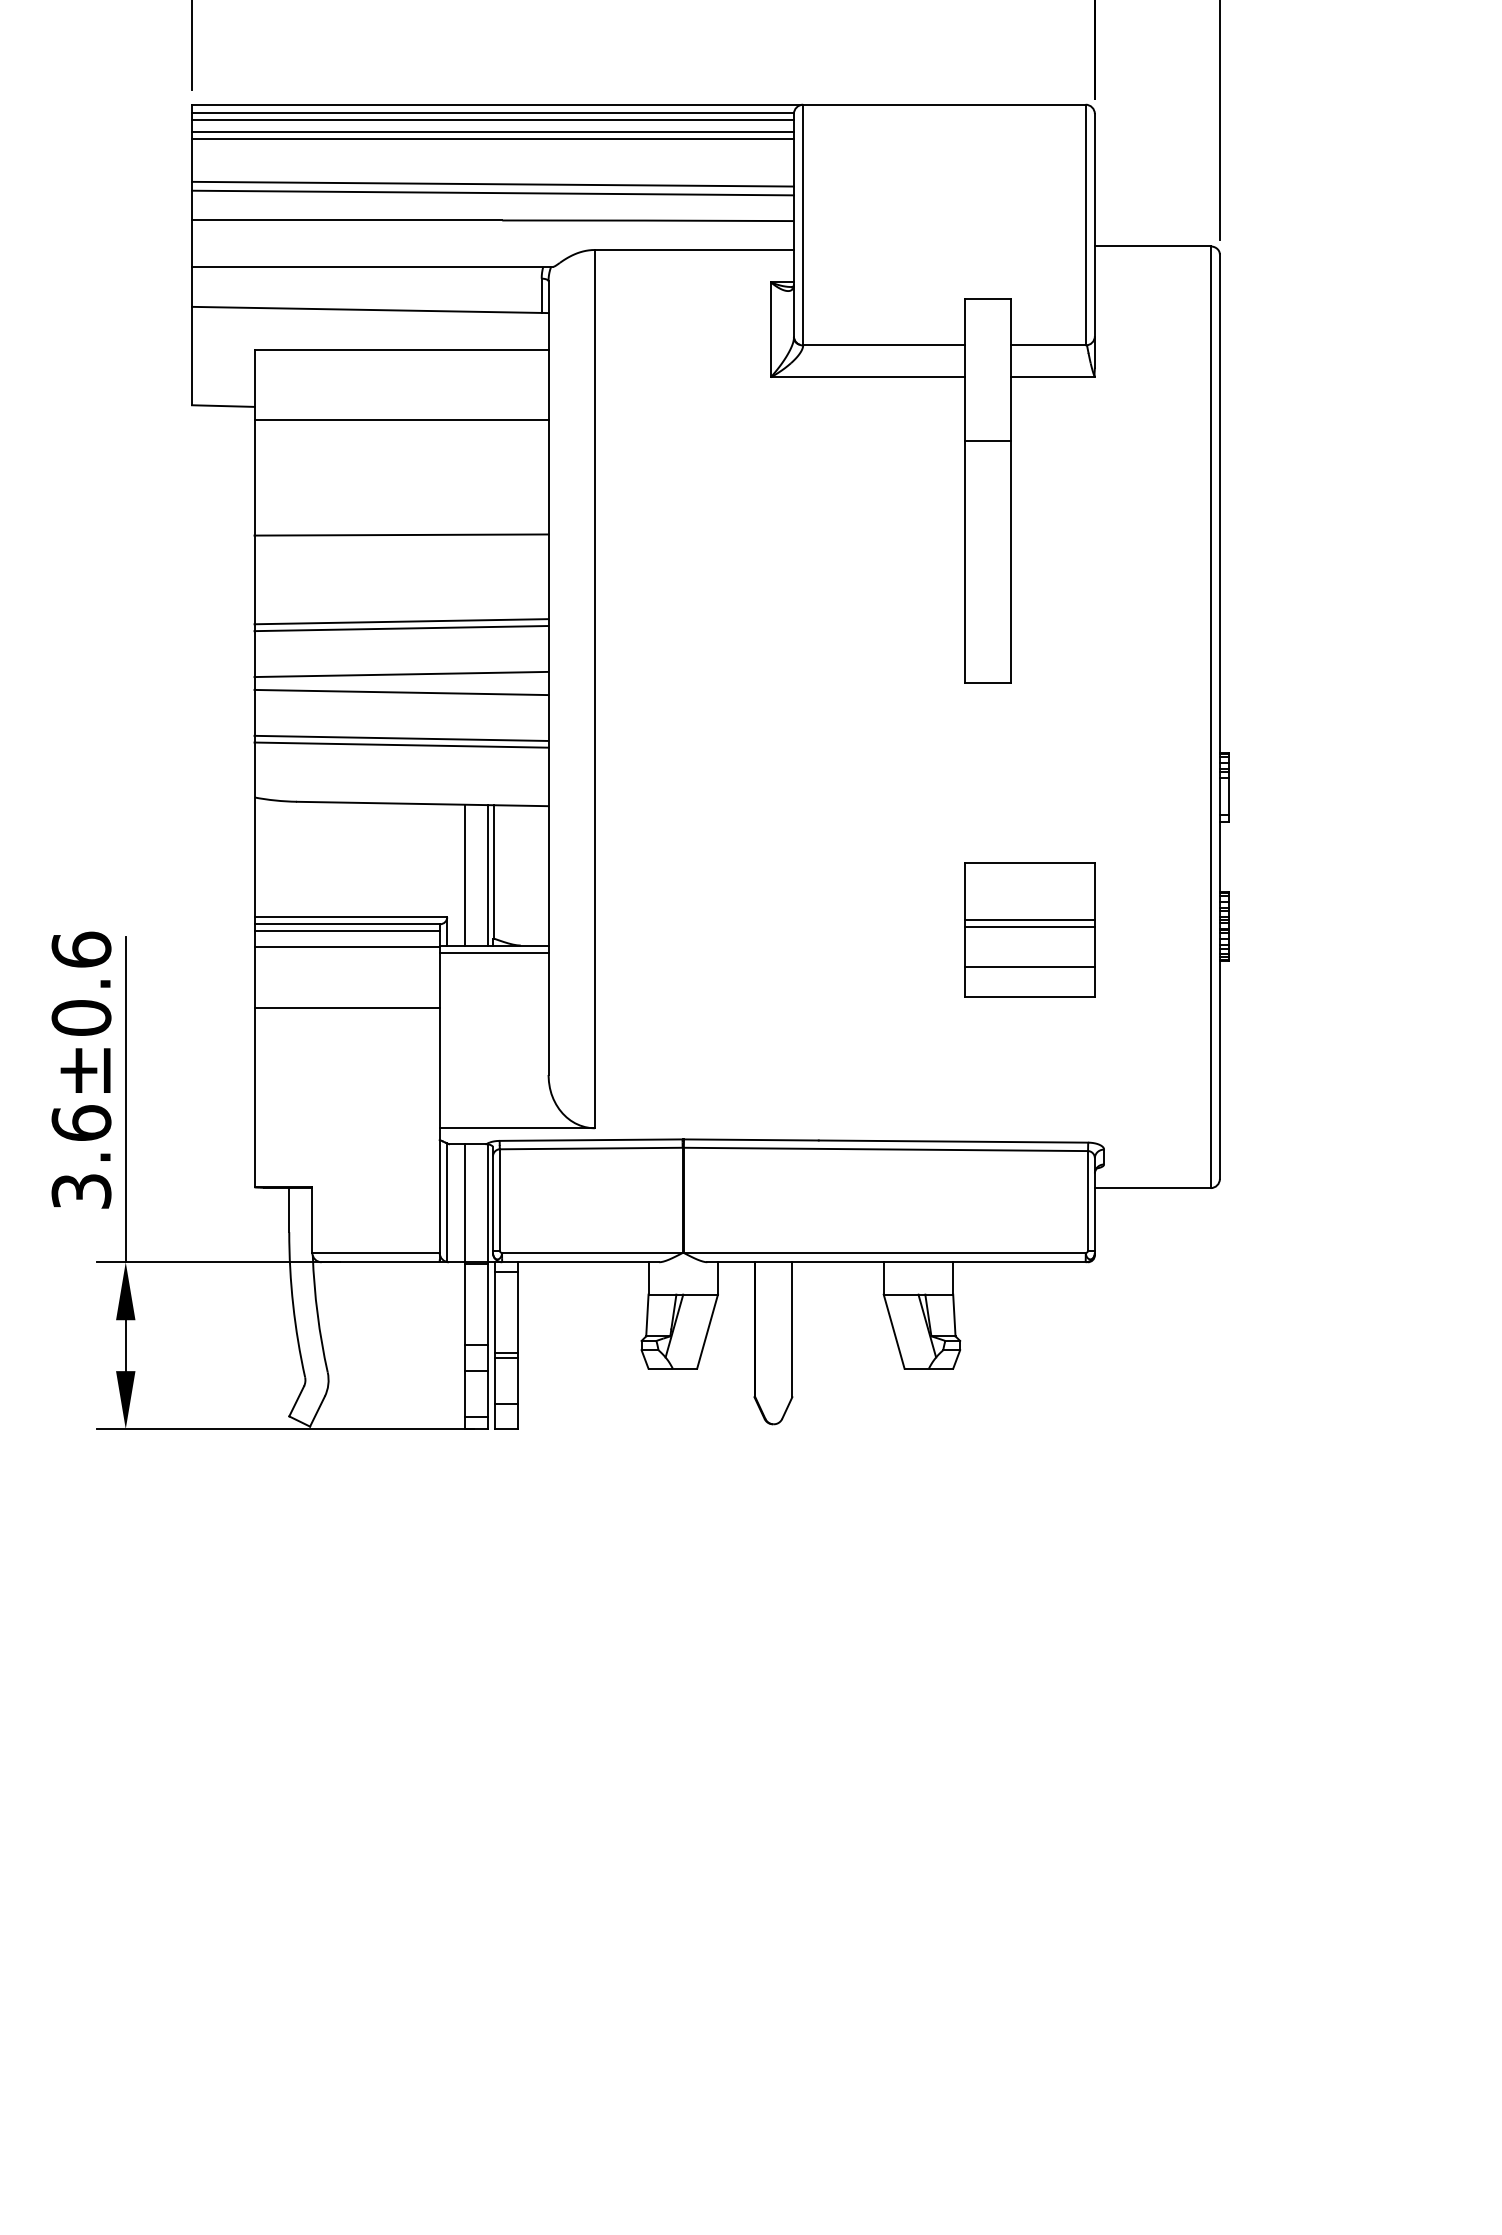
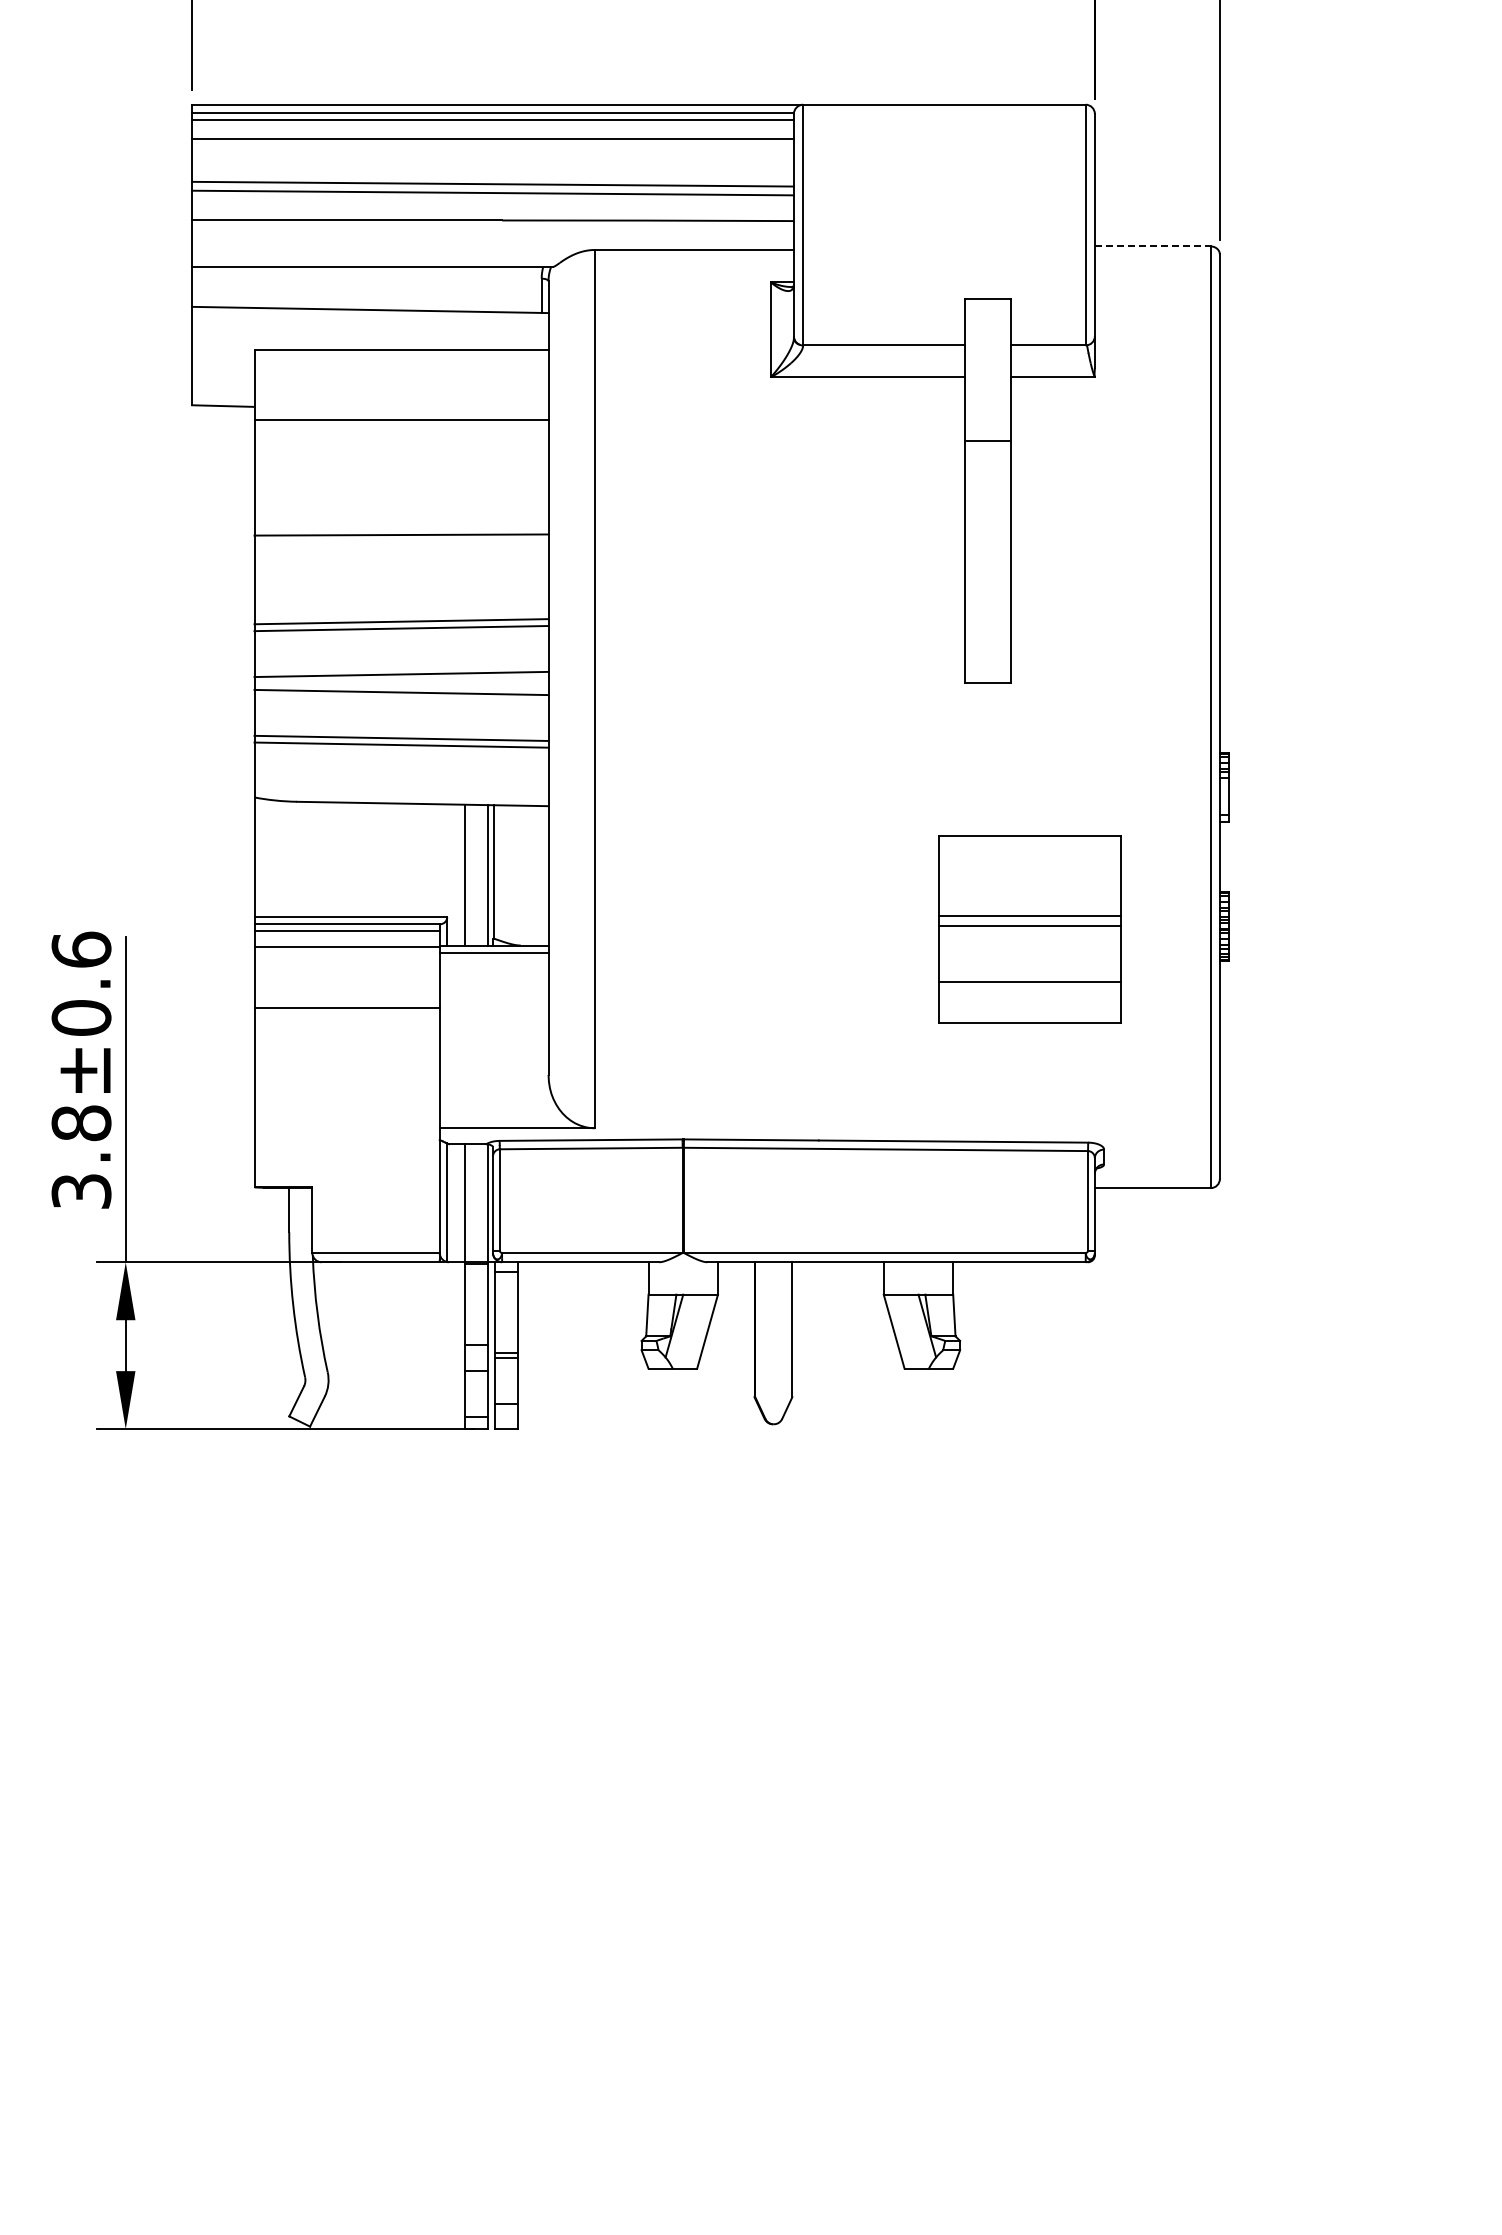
line: present -> none (492, 132)
line: solid -> dashed (1152, 246)
part size: 132x136 px -> 184x189 px (1029, 929)
text: 3.6±0.6 -> 3.8±0.6 (81, 1123)
